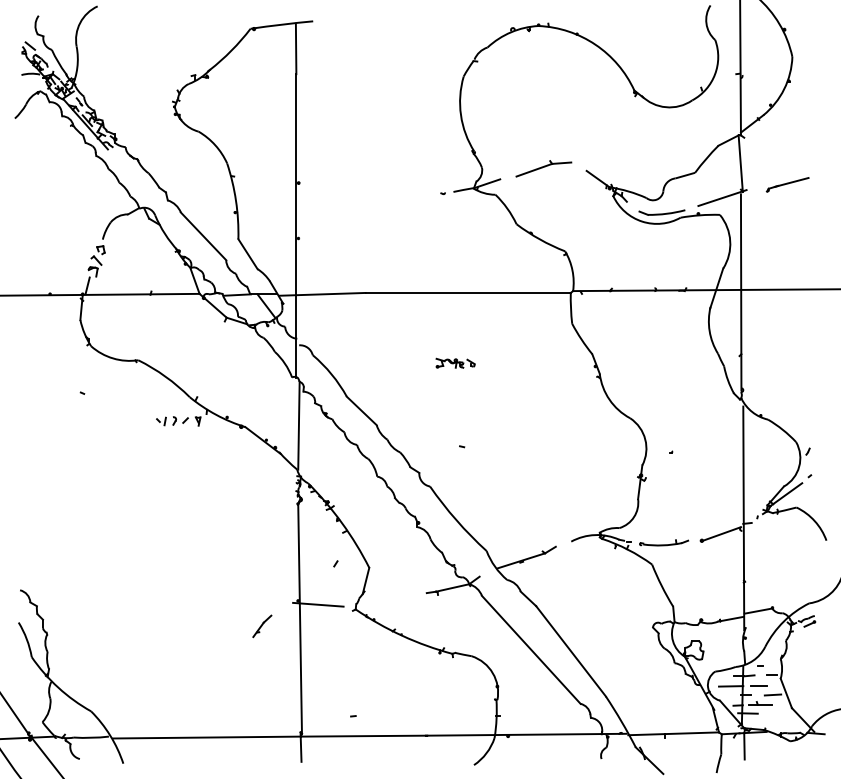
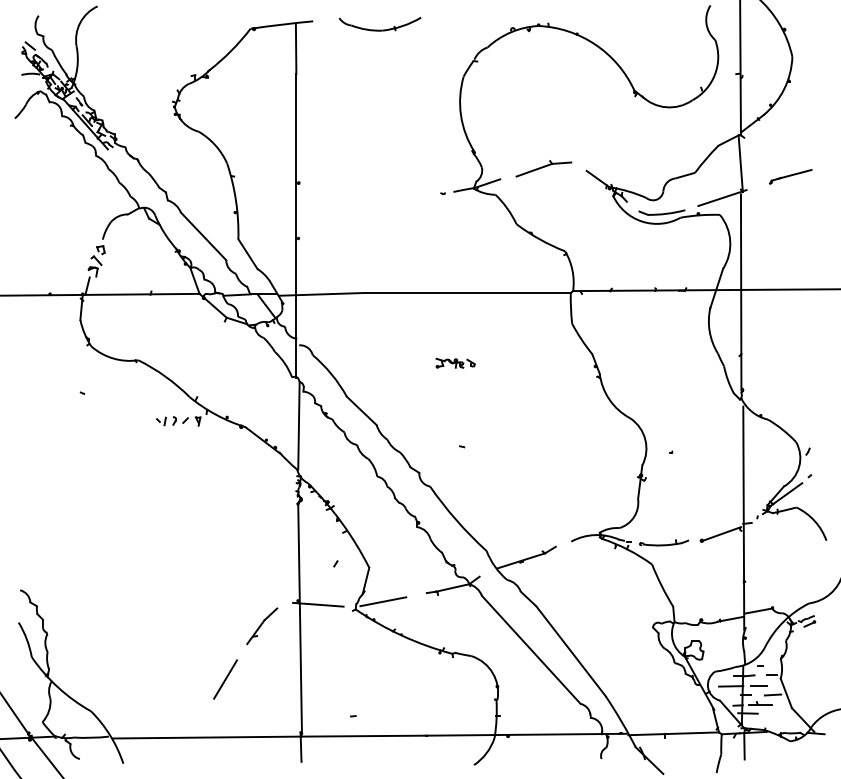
part: none -> present (379, 24)
part position: (787, 184) -> (790, 176) (790, 176)
line: none -> present (383, 601)
part size: 21x25 px -> 33x39 px (262, 626)
line: none -> present (225, 679)
